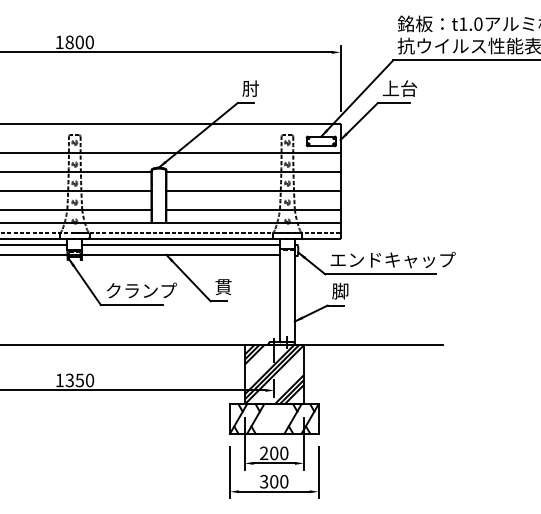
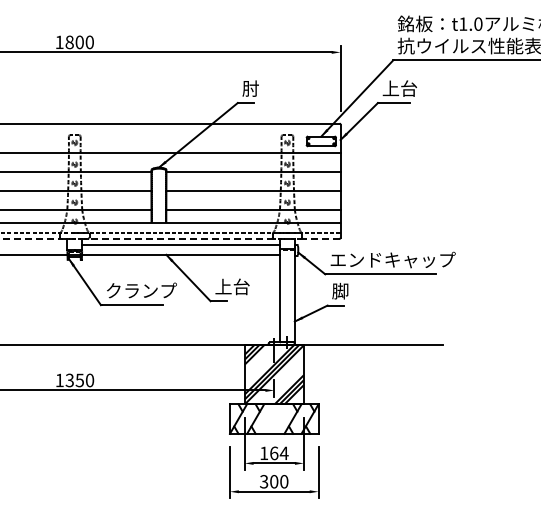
line: solid -> dashed (169, 238)
line: present -> none (34, 245)
text: 貫 -> 上台 (232, 286)
text: 200 -> 164 (274, 453)
